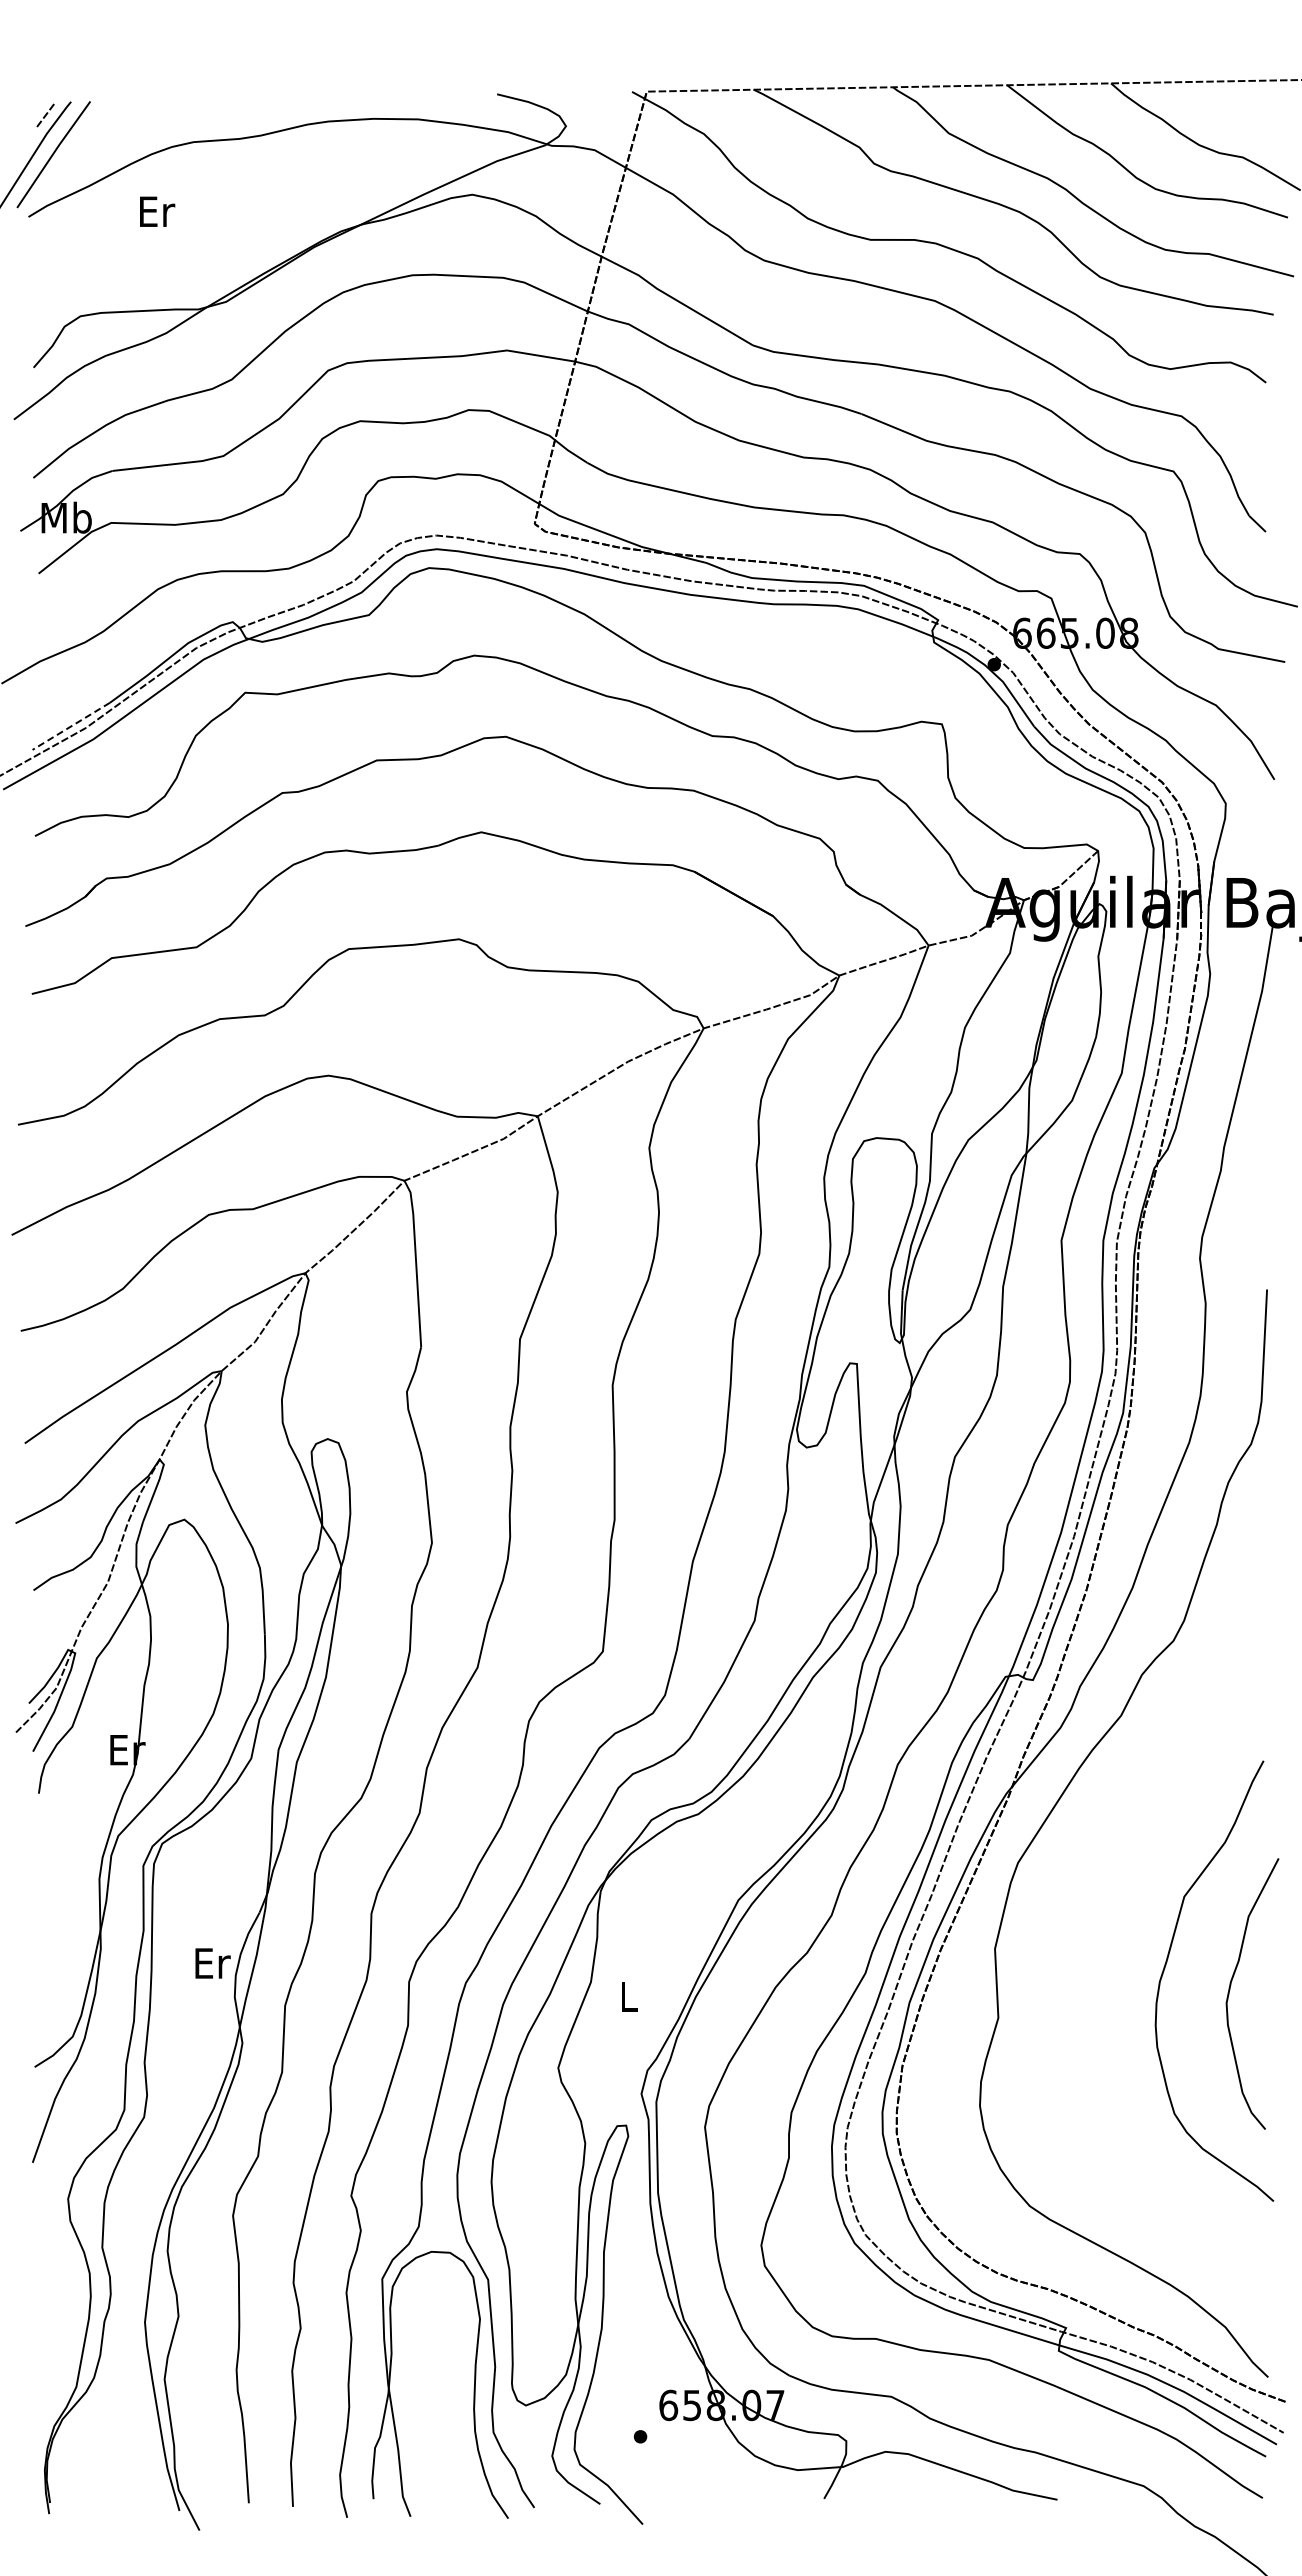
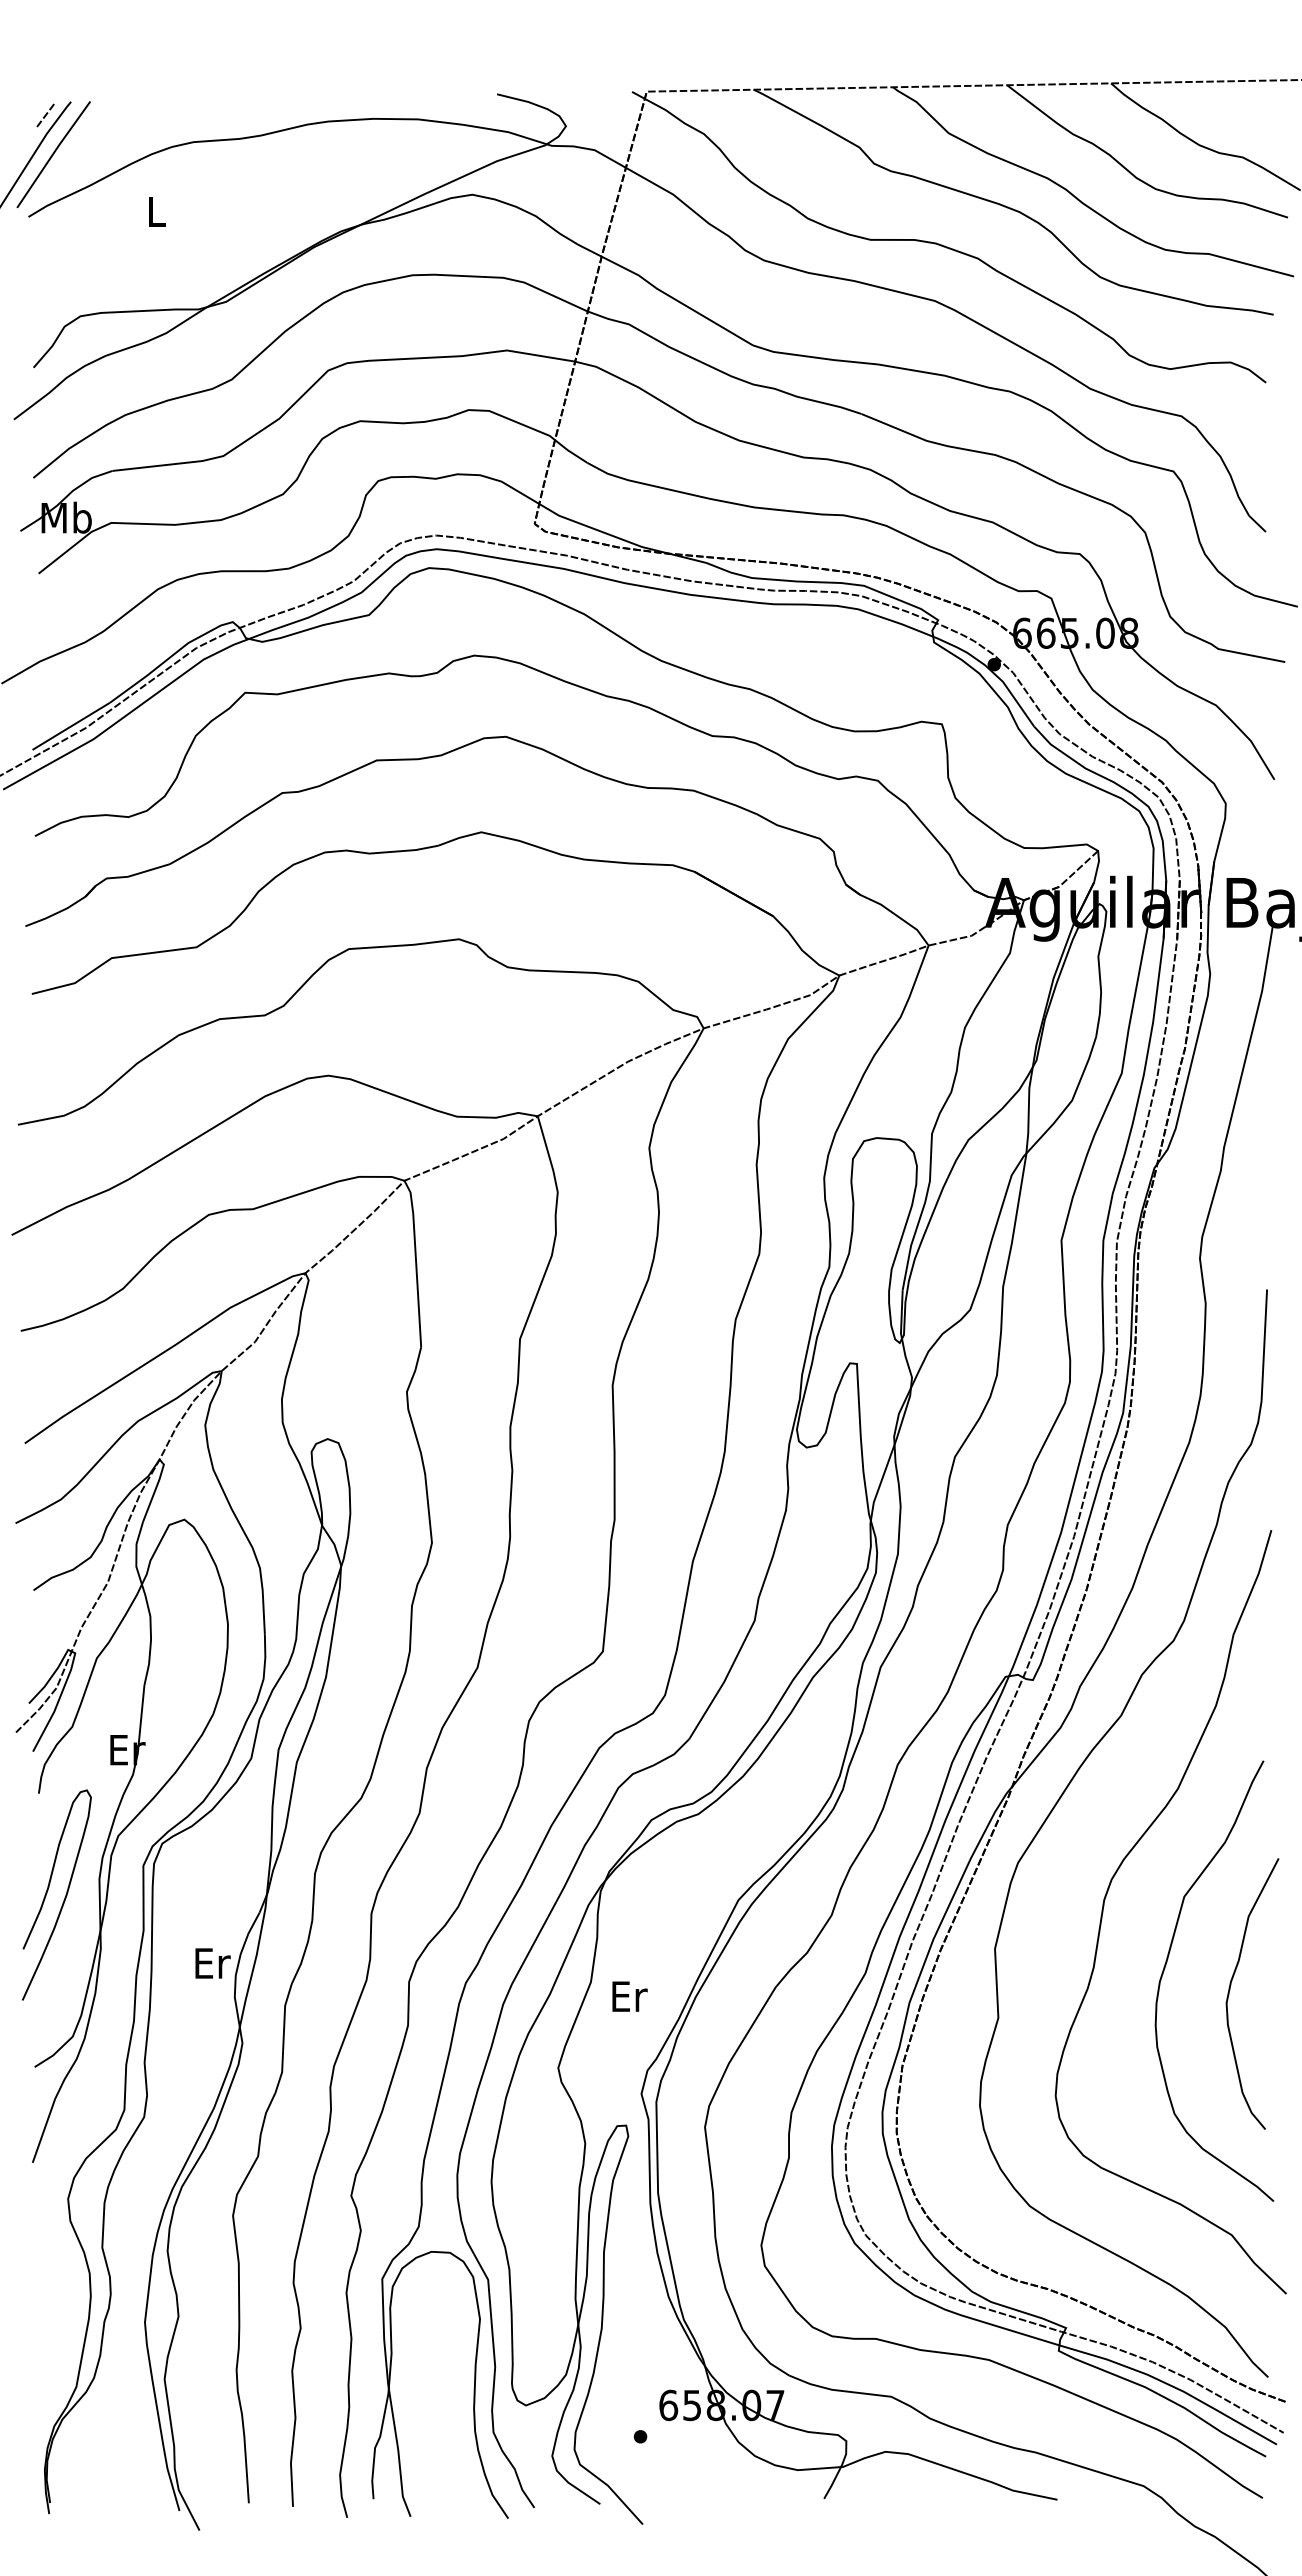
text: Er -> L (157, 211)
line: dashed -> solid (70, 726)
curve: none -> present (1110, 1886)
curve: none -> present (64, 1897)
text: L -> Er (629, 1996)
